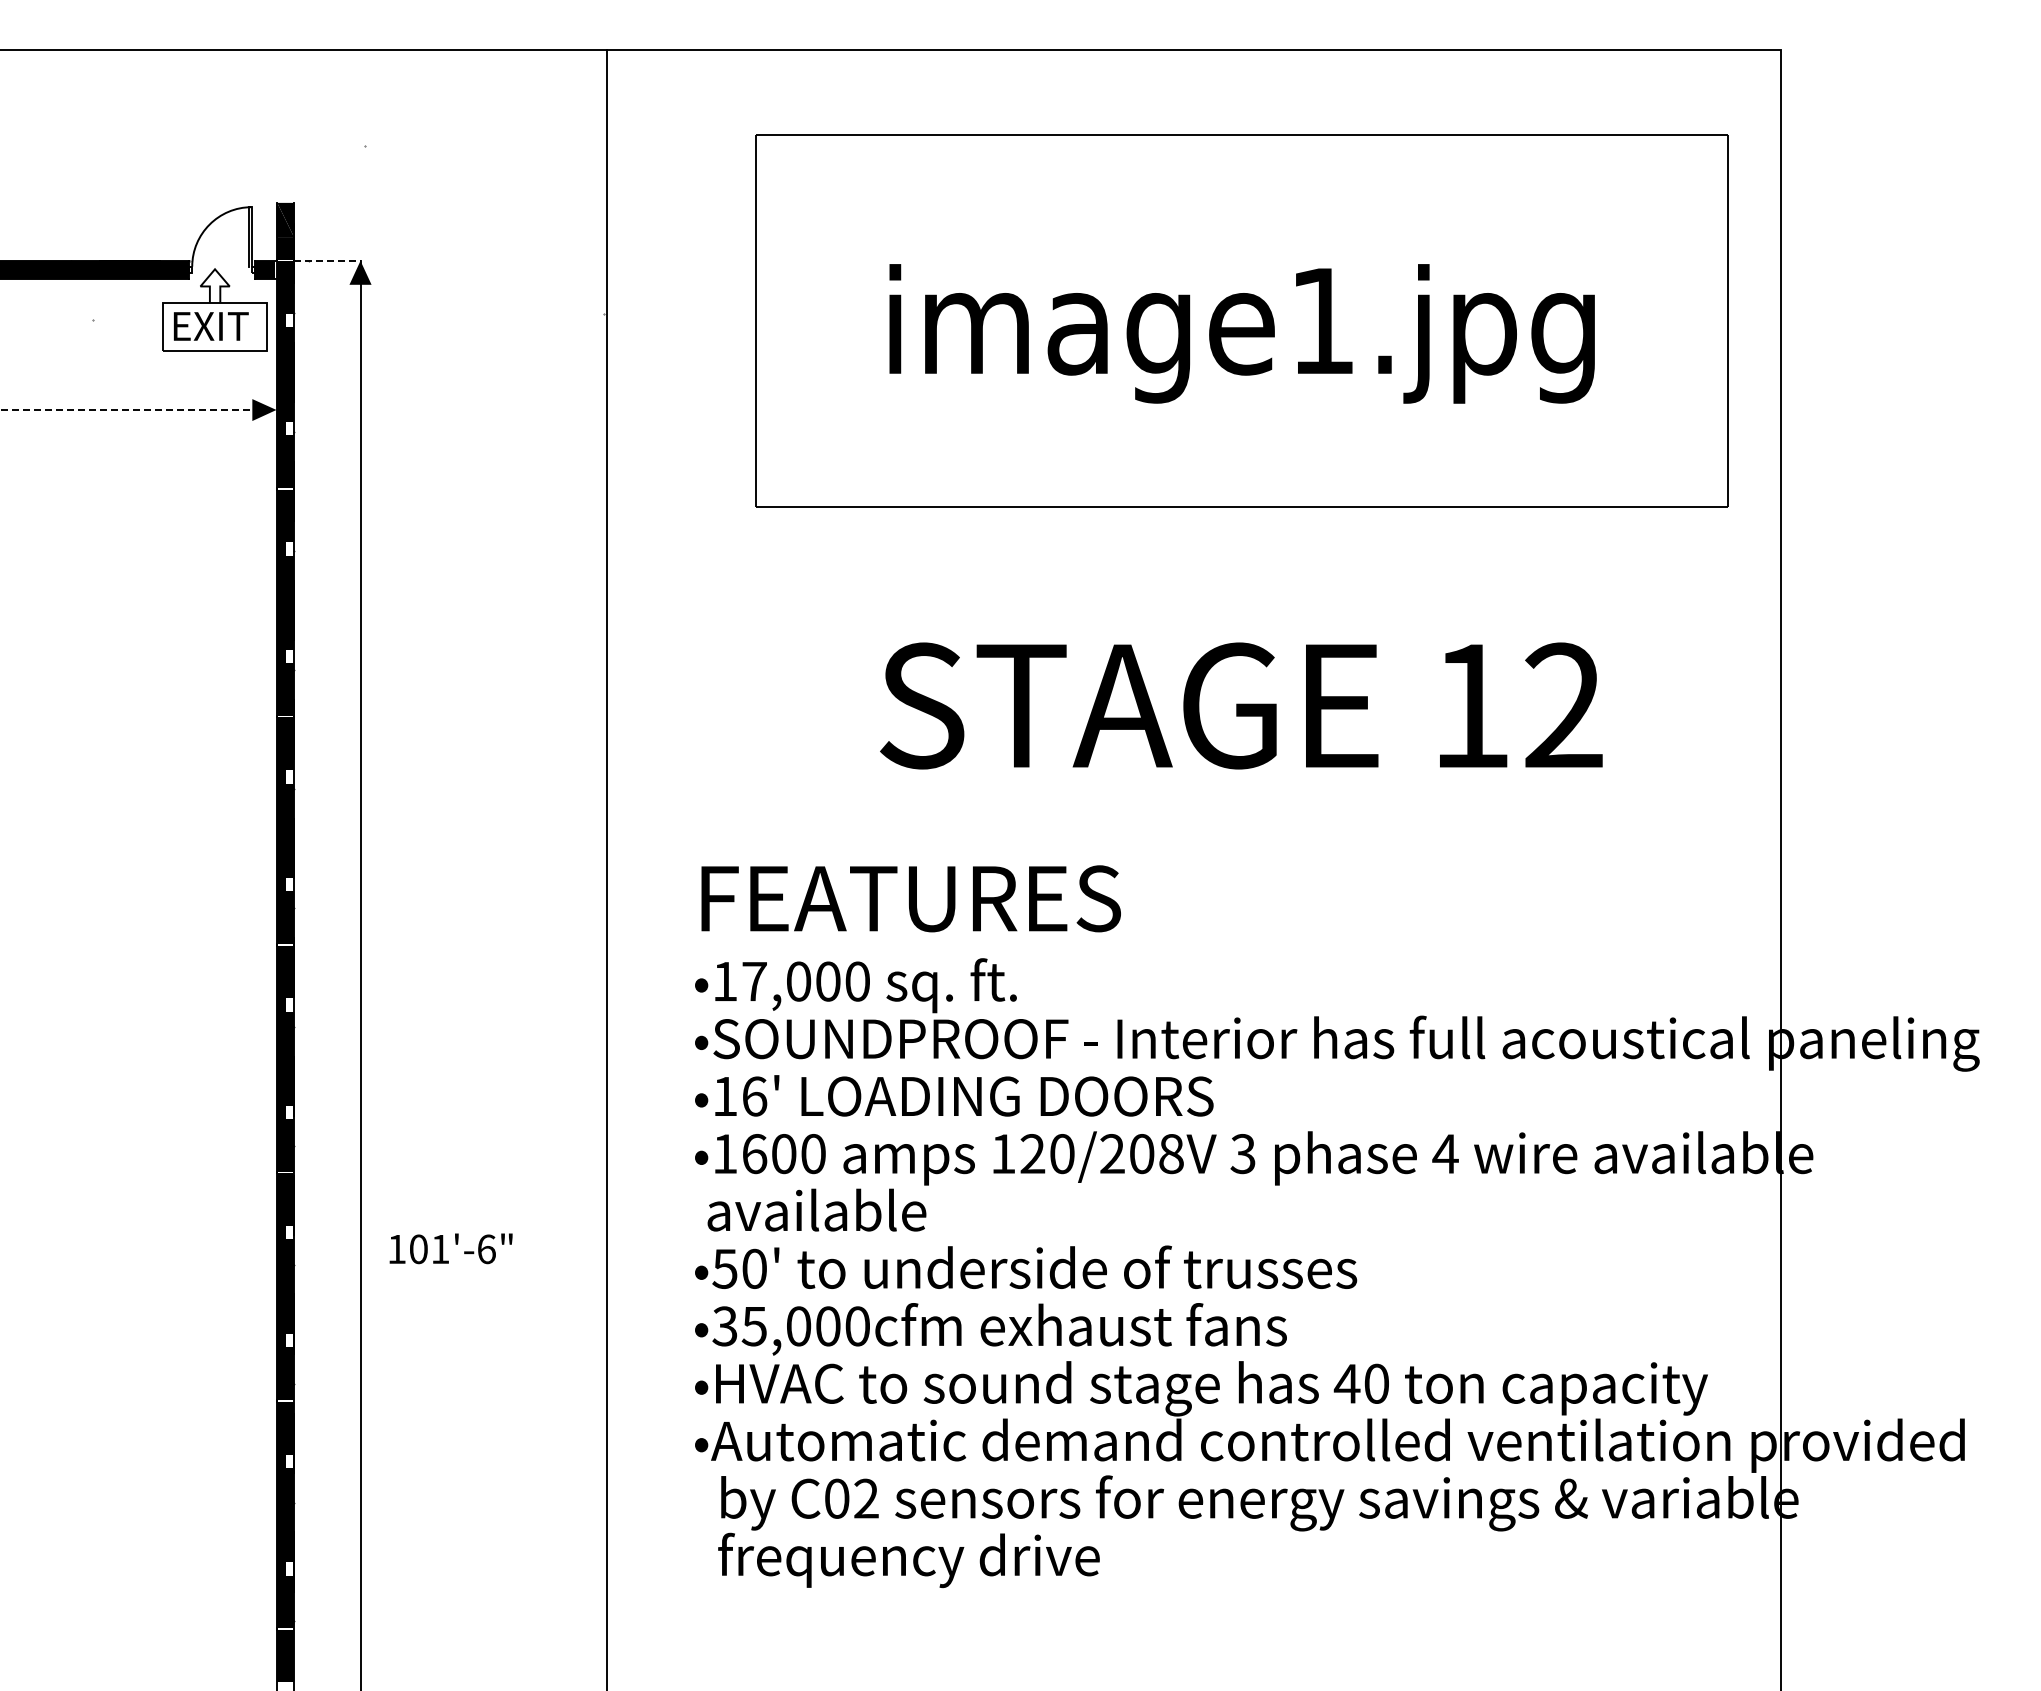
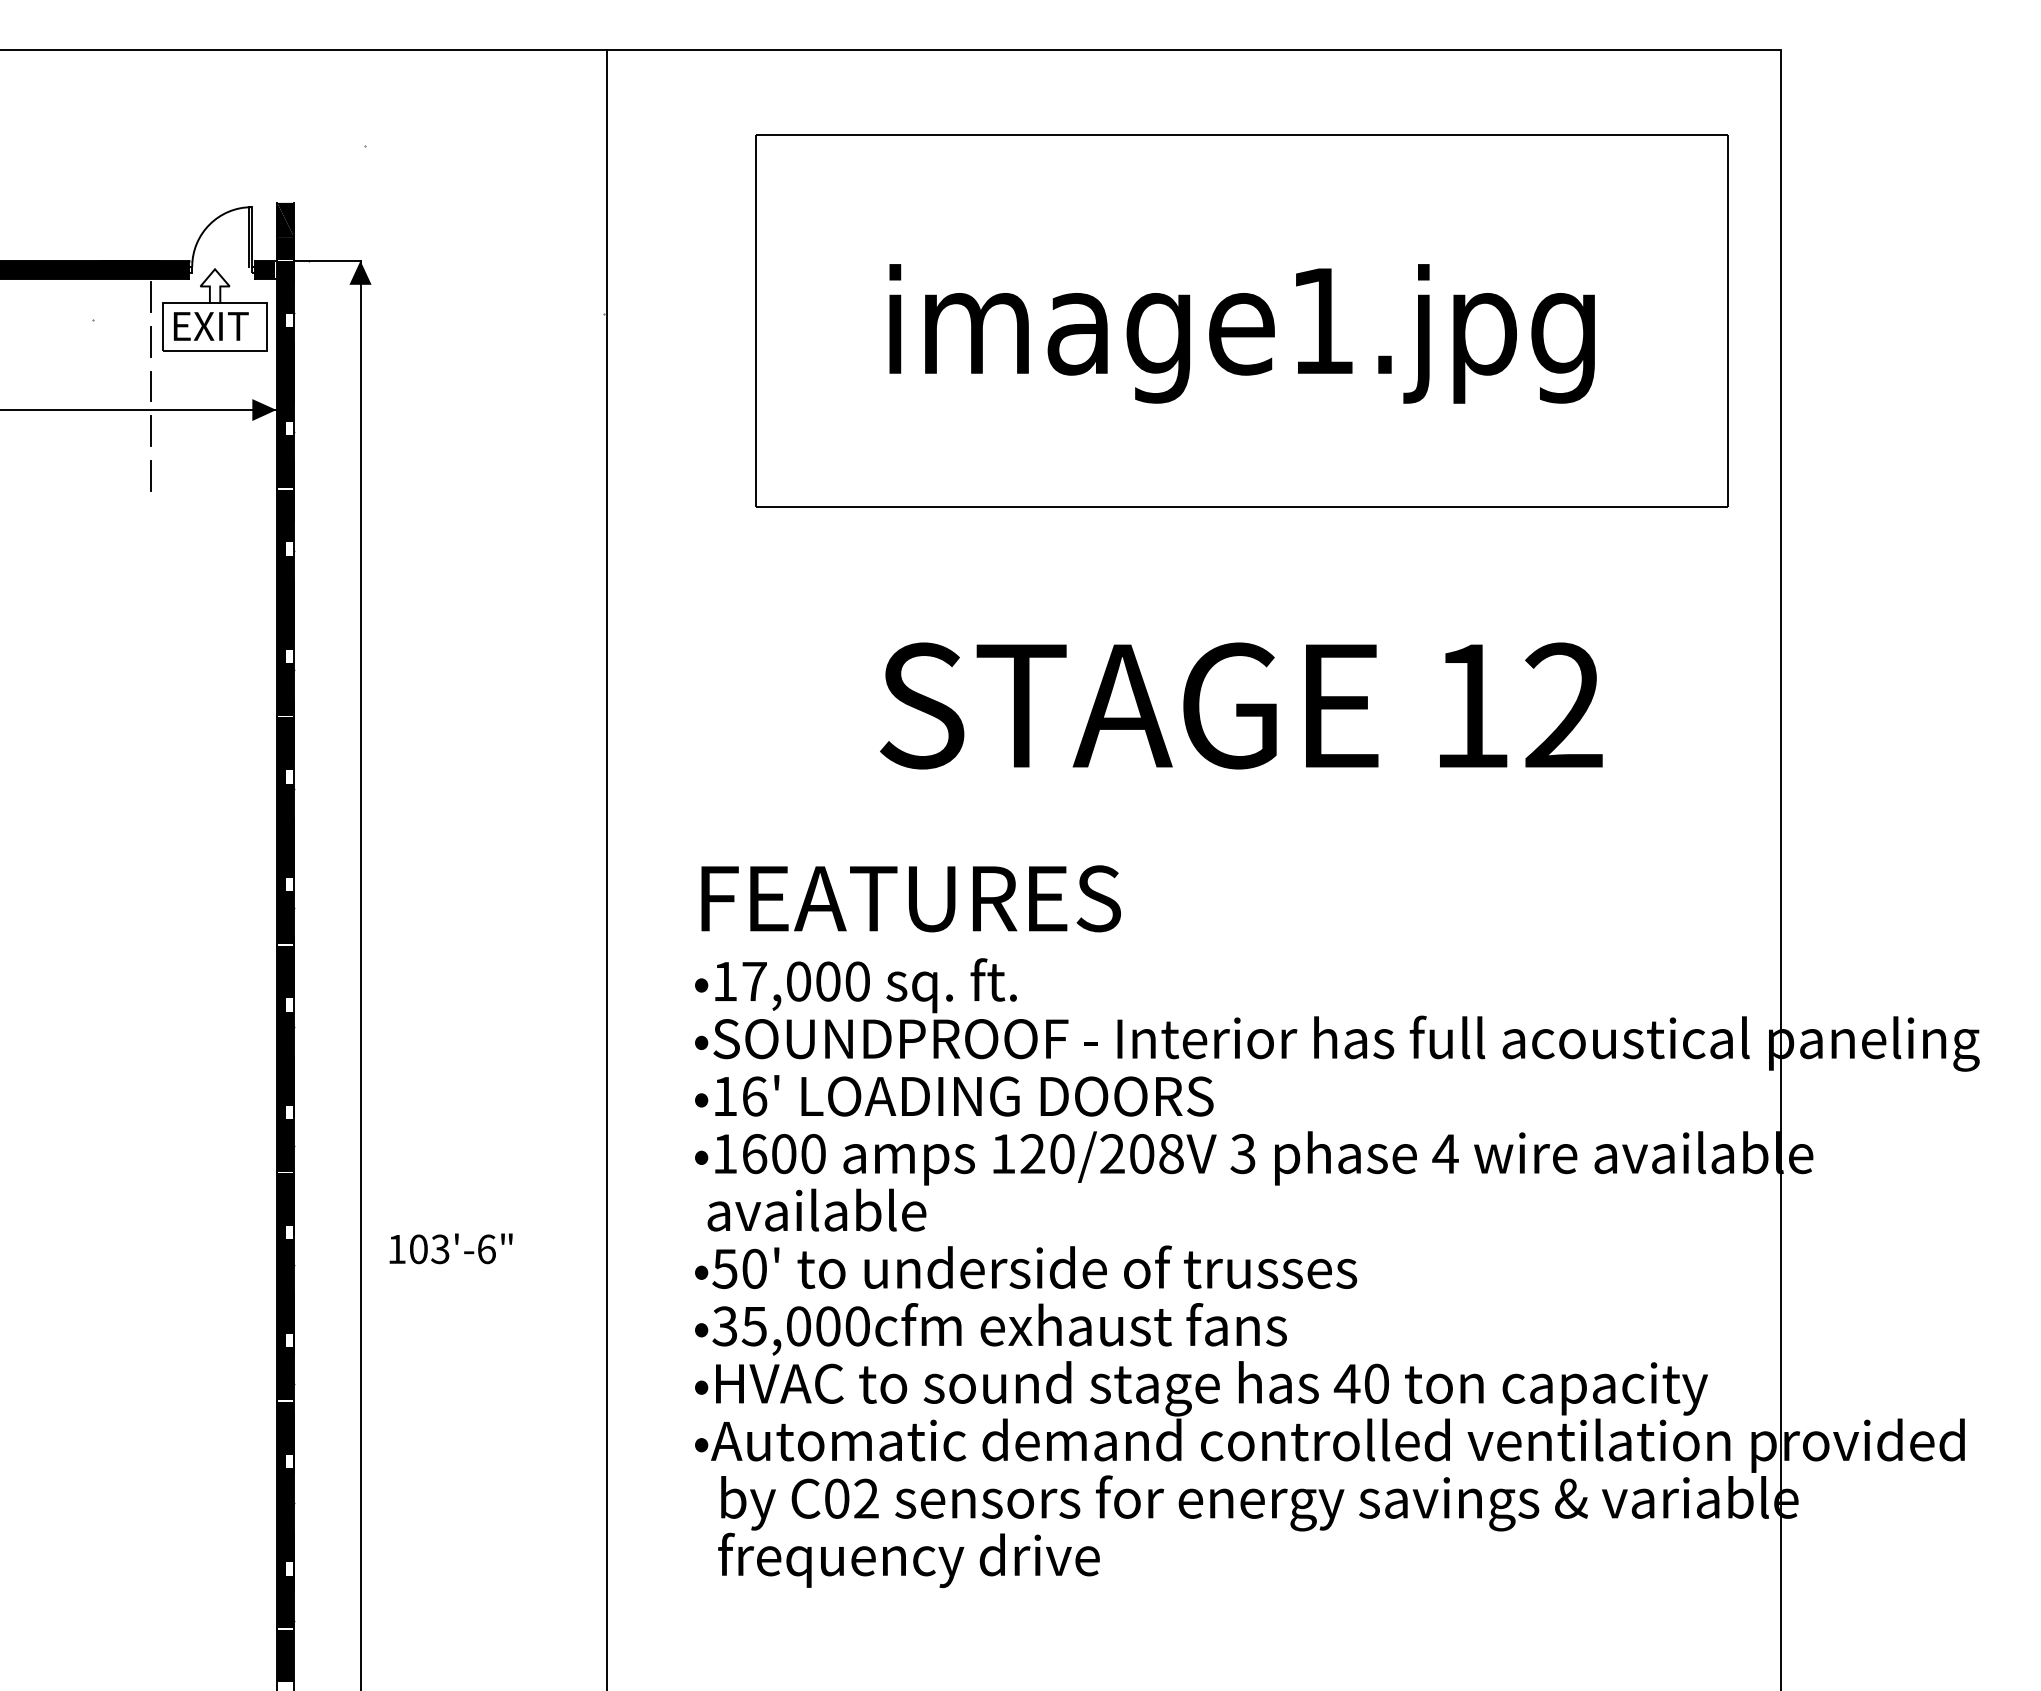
line: dashed -> solid (327, 260)
line: none -> present (151, 297)
line: none -> present (150, 341)
line: none -> present (151, 386)
line: dashed -> solid (138, 409)
line: none -> present (151, 430)
line: none -> present (151, 475)
text: 101'-6" -> 103'-6" (440, 1249)
